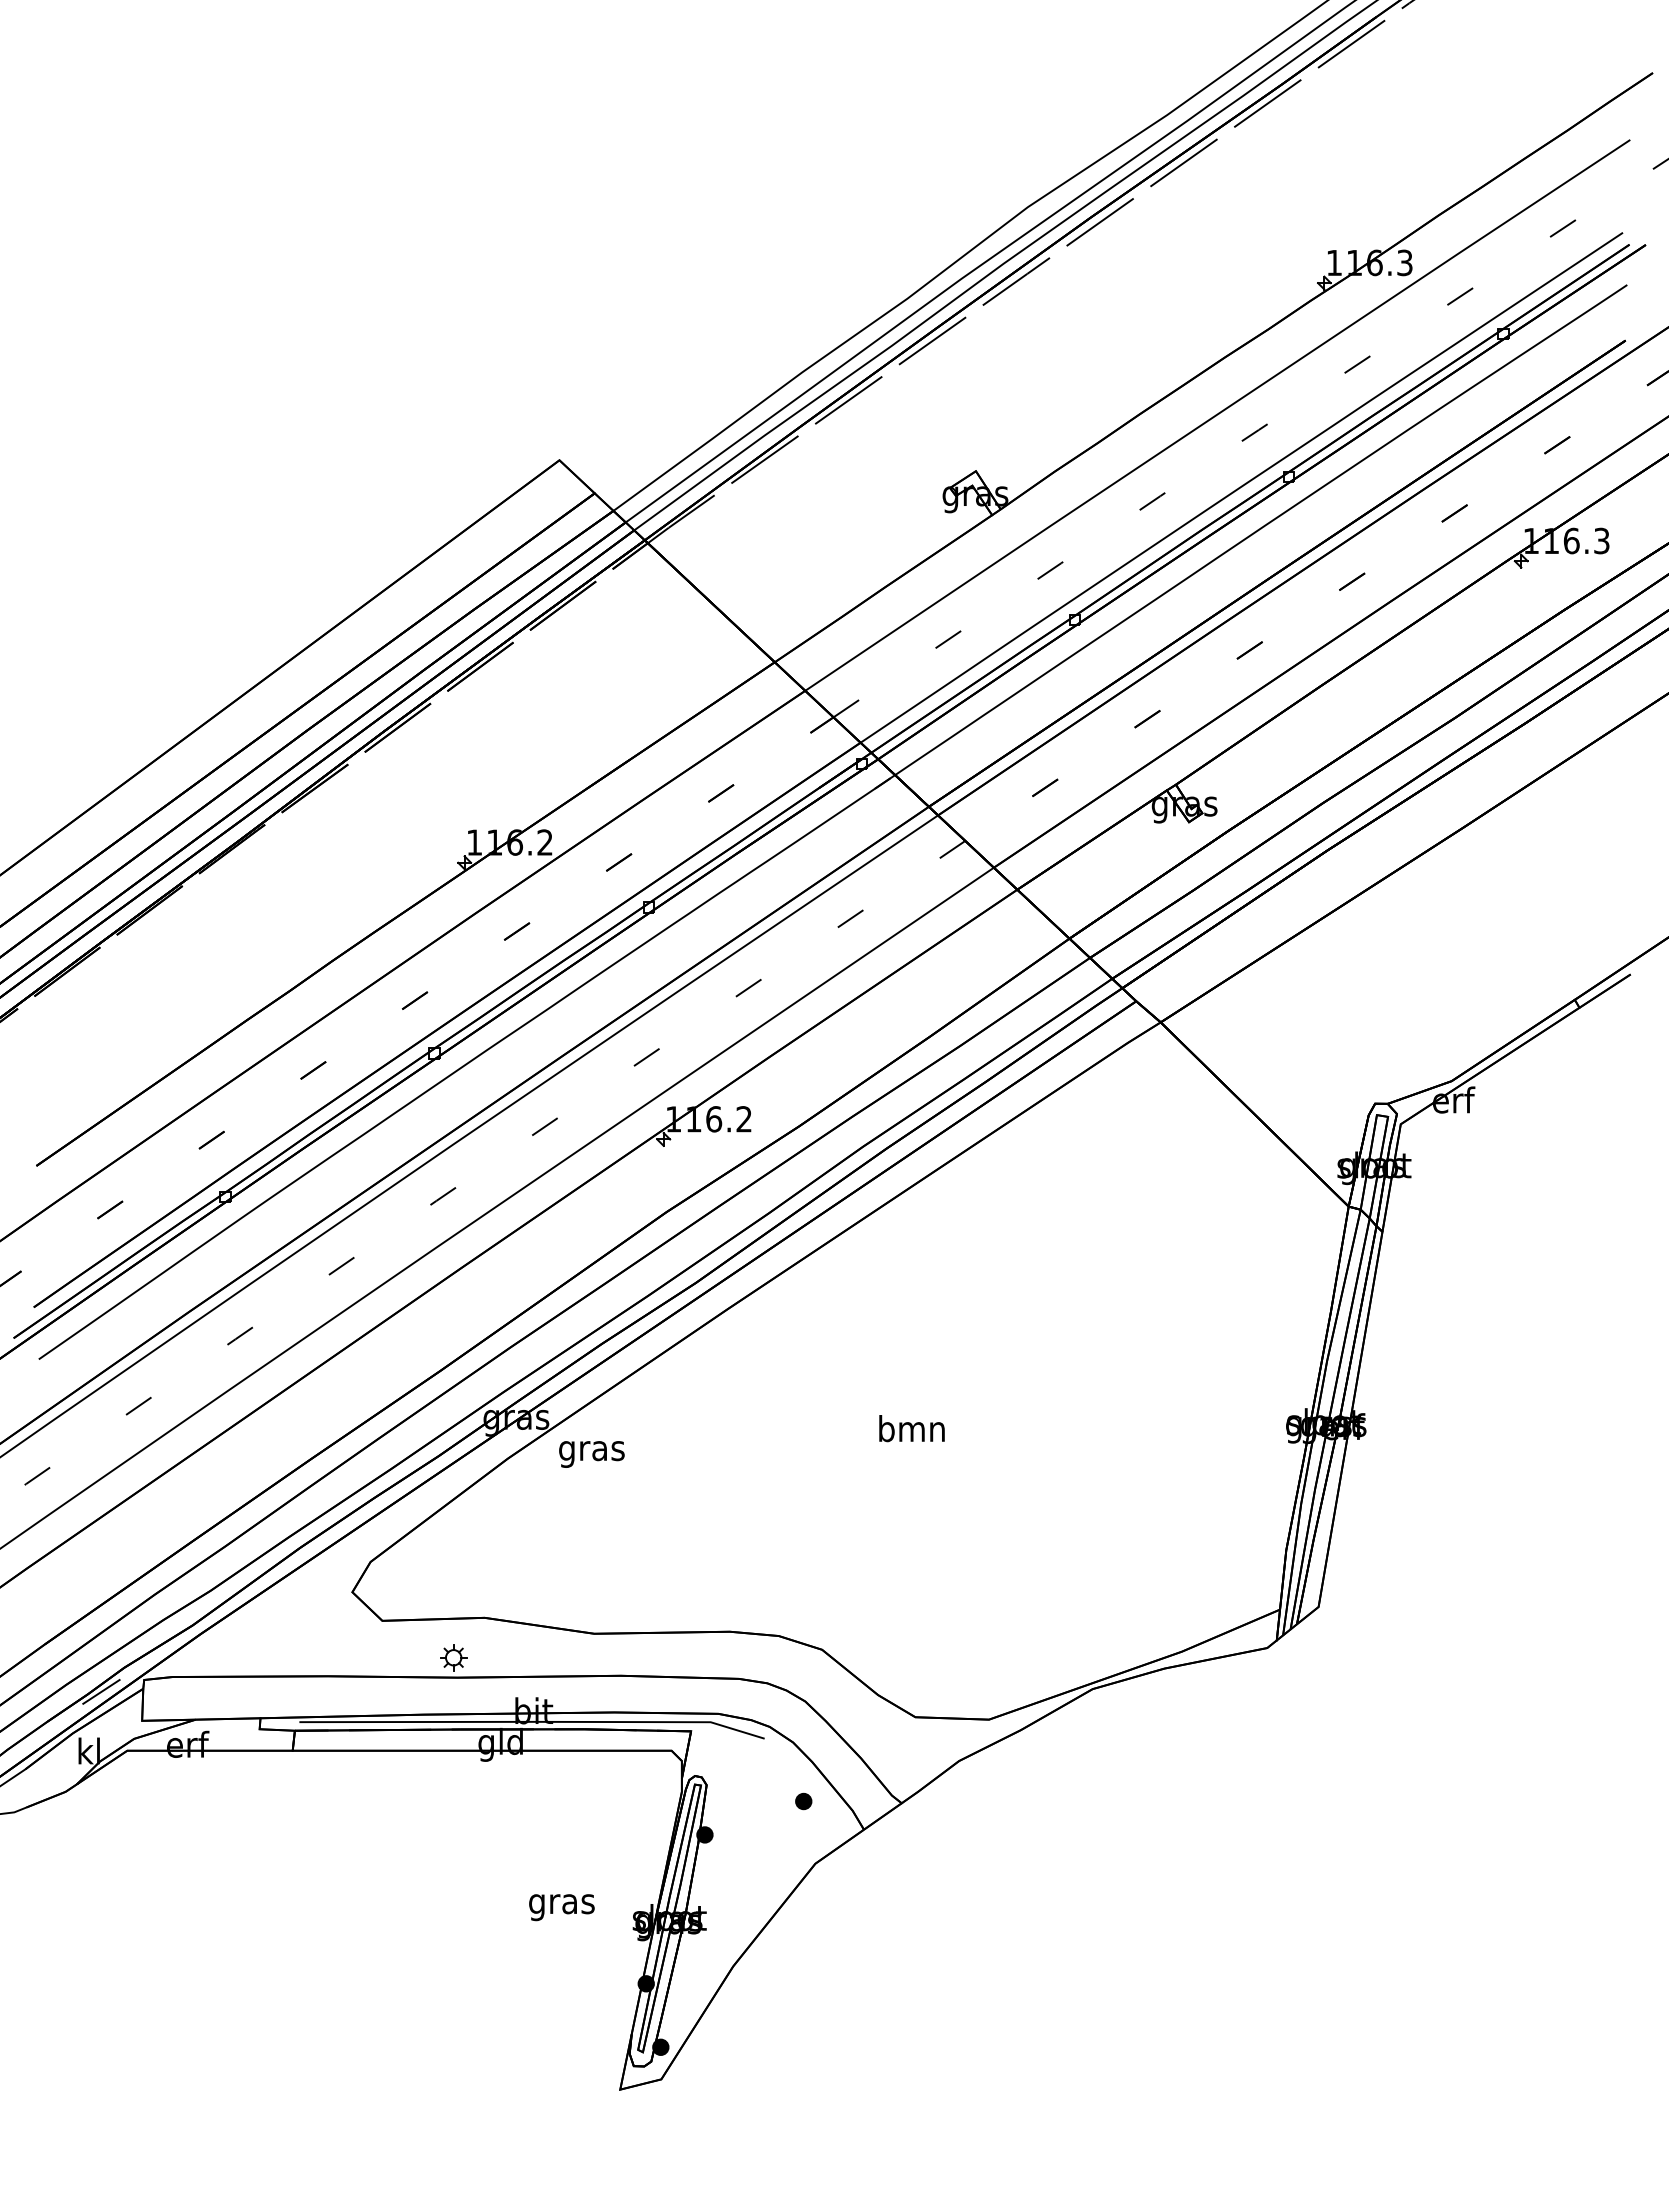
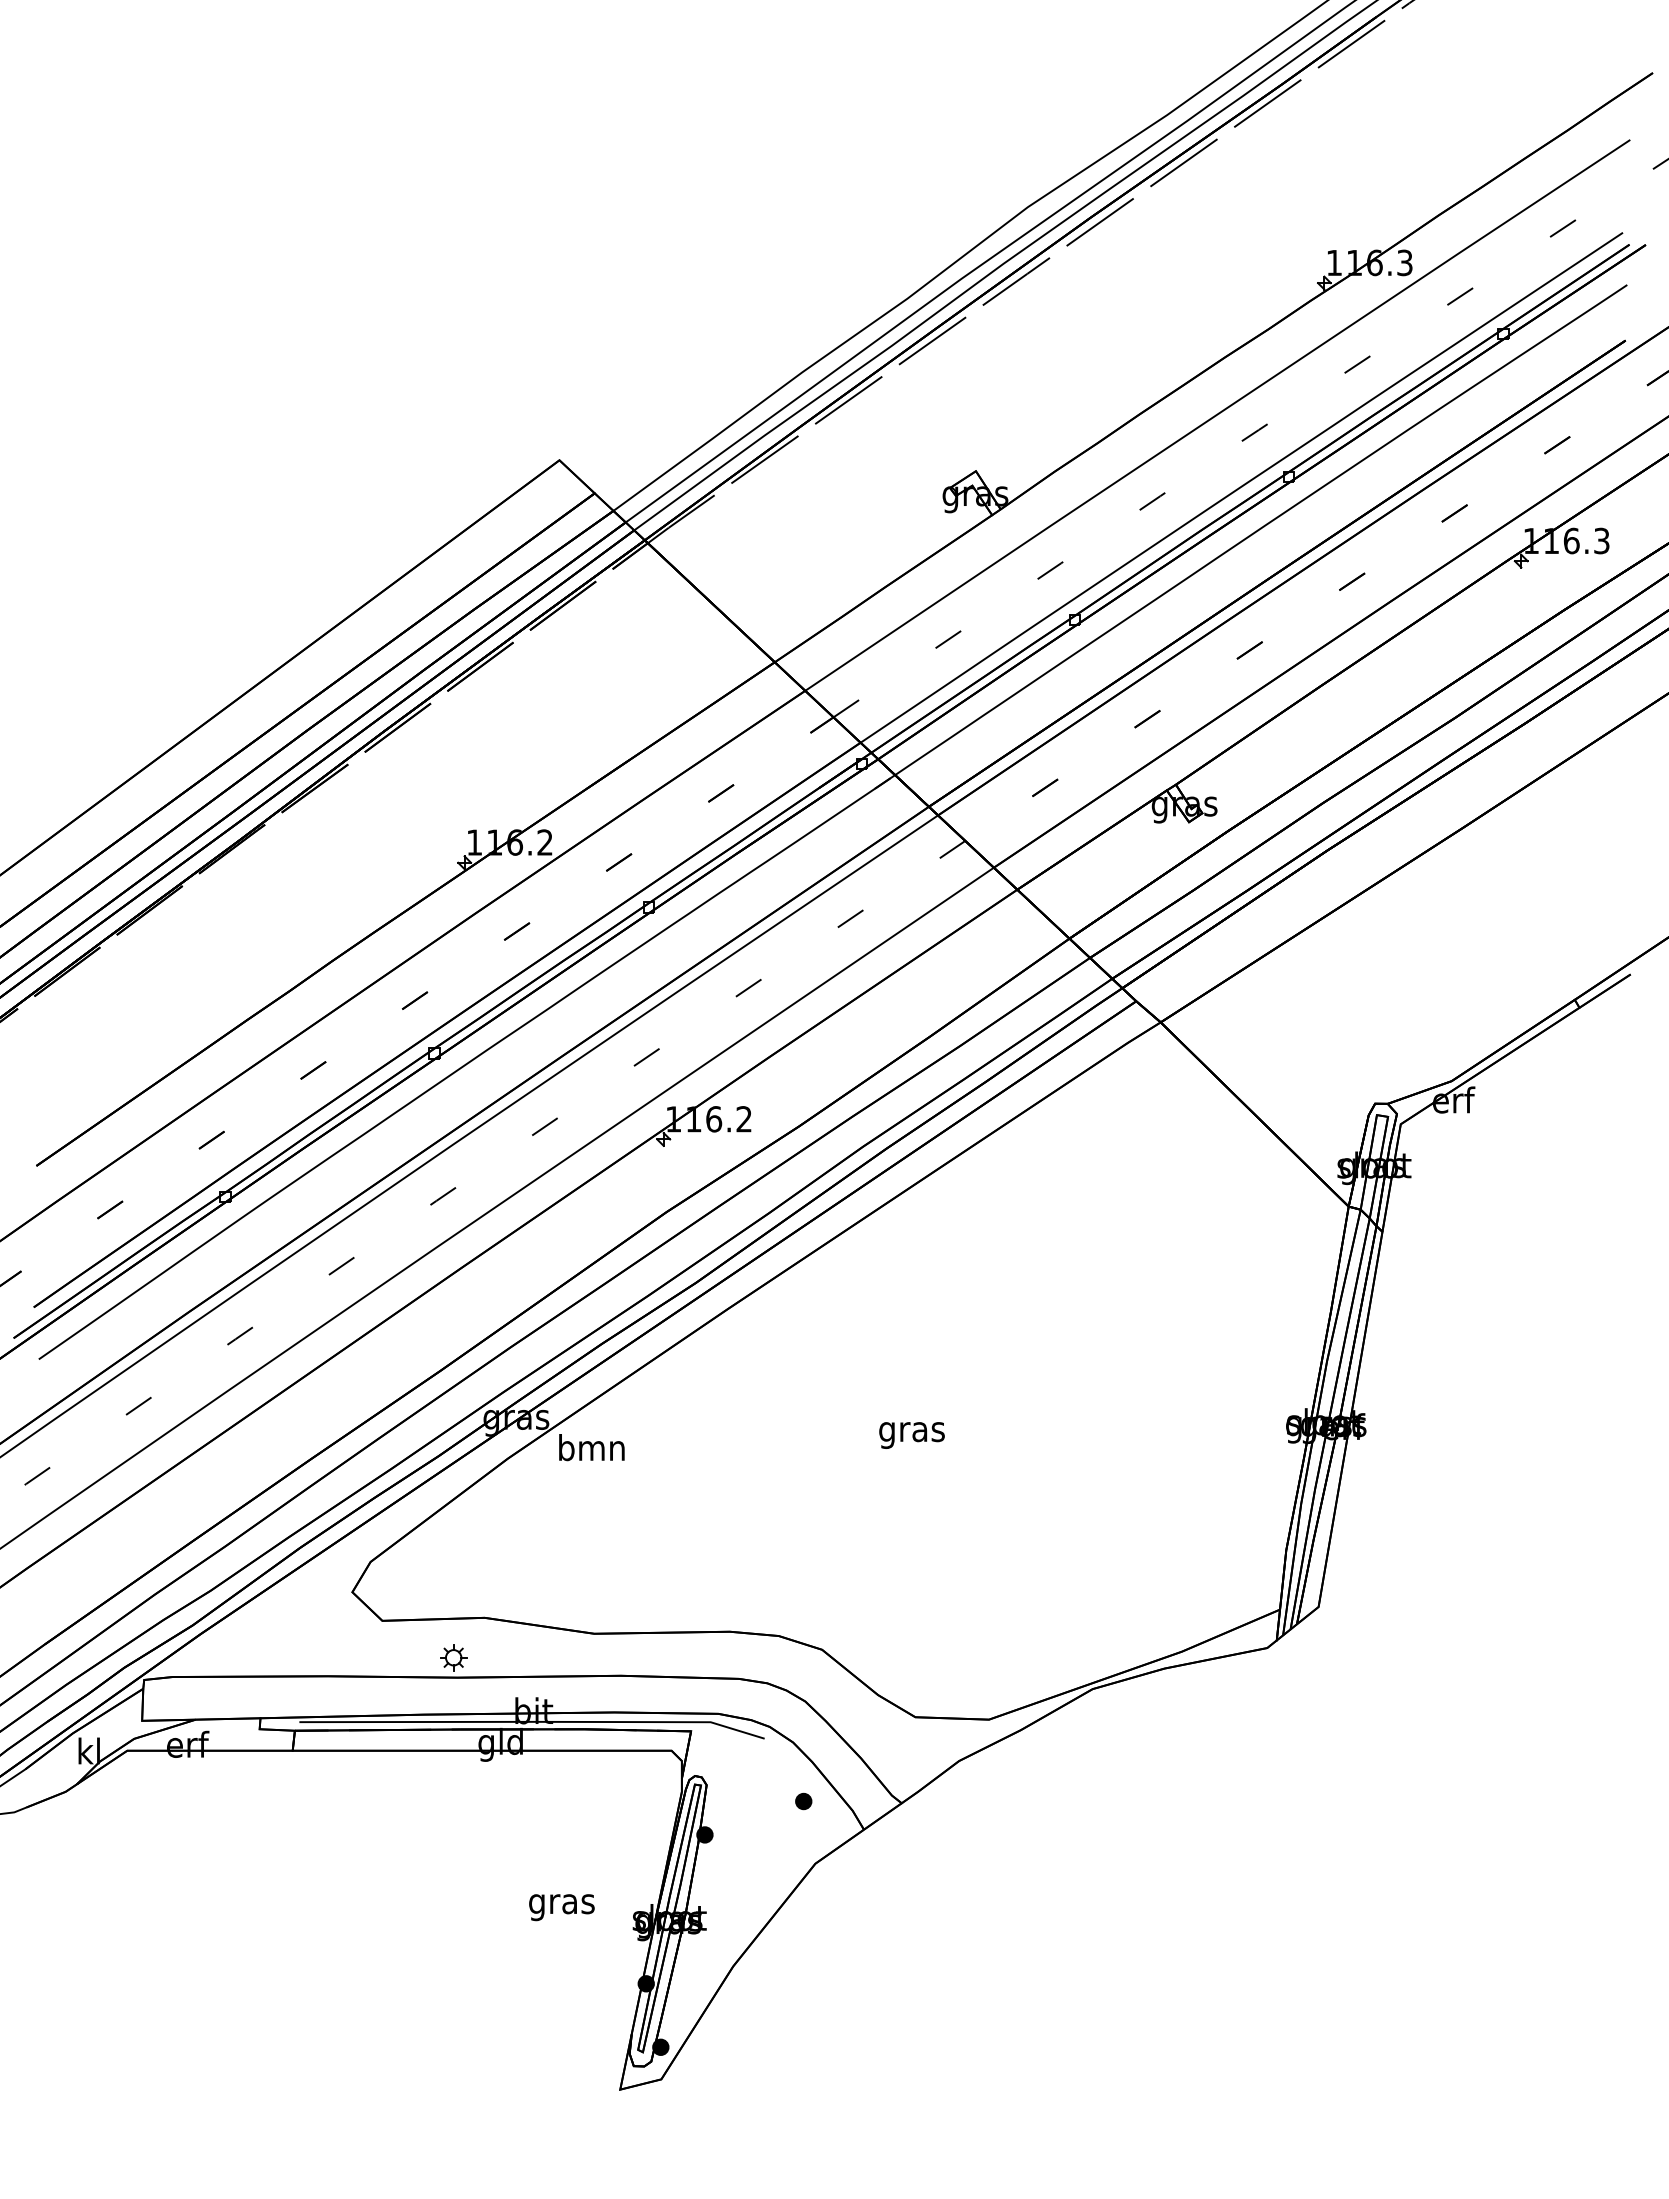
text: bmn -> gras (911, 1431)
text: gras -> bmn (591, 1450)
line: present -> none (101, 1691)
